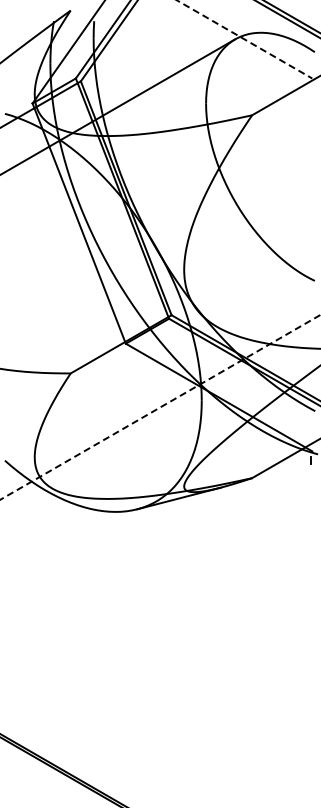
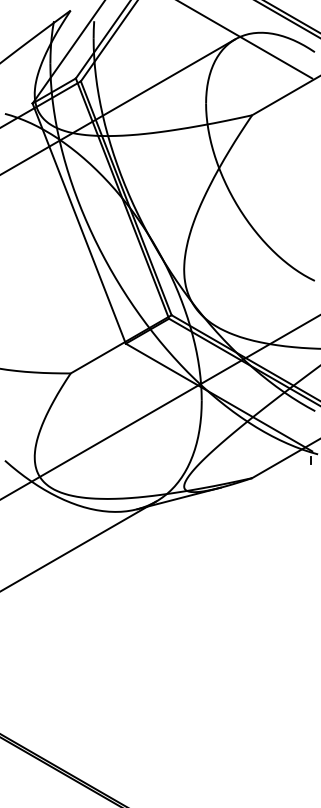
line: dashed -> solid (244, 39)
line: dashed -> solid (160, 407)
line: none -> present (79, 545)
